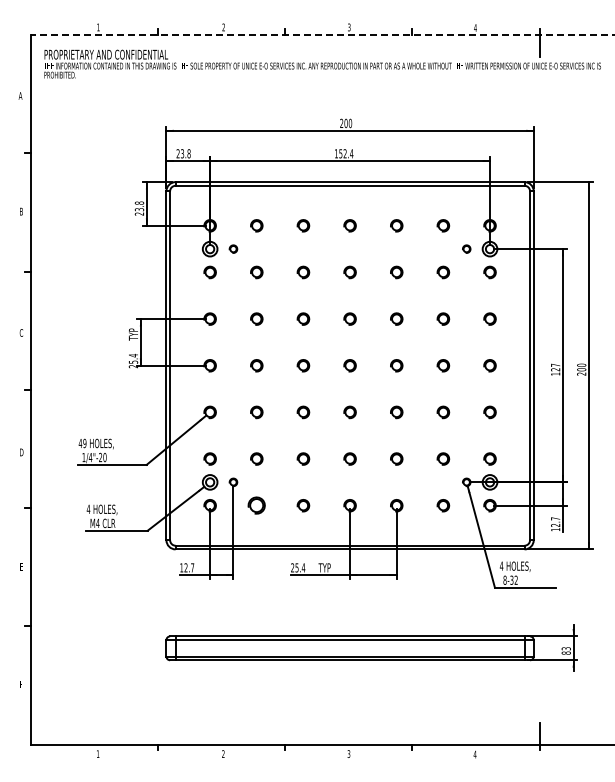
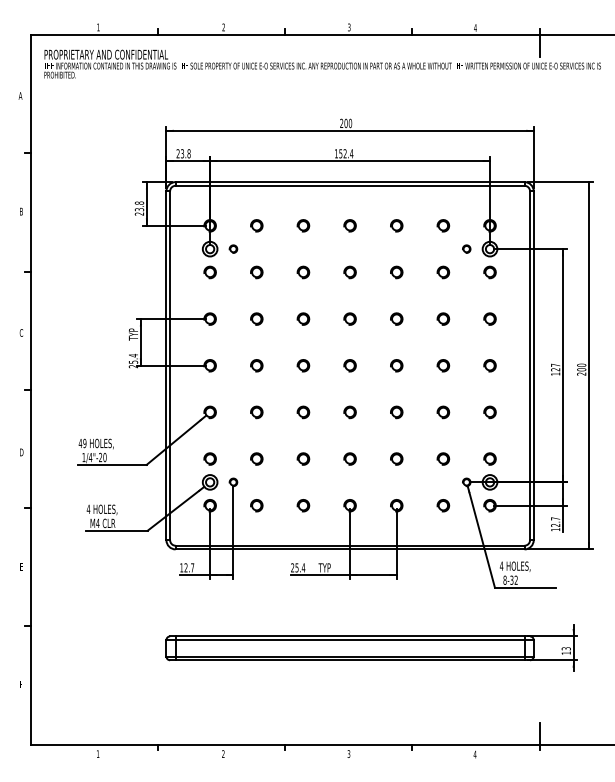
line: dashed -> solid (322, 34)
part size: 19x19 px -> 14x14 px (256, 505)
text: 83 -> 13 (565, 652)
